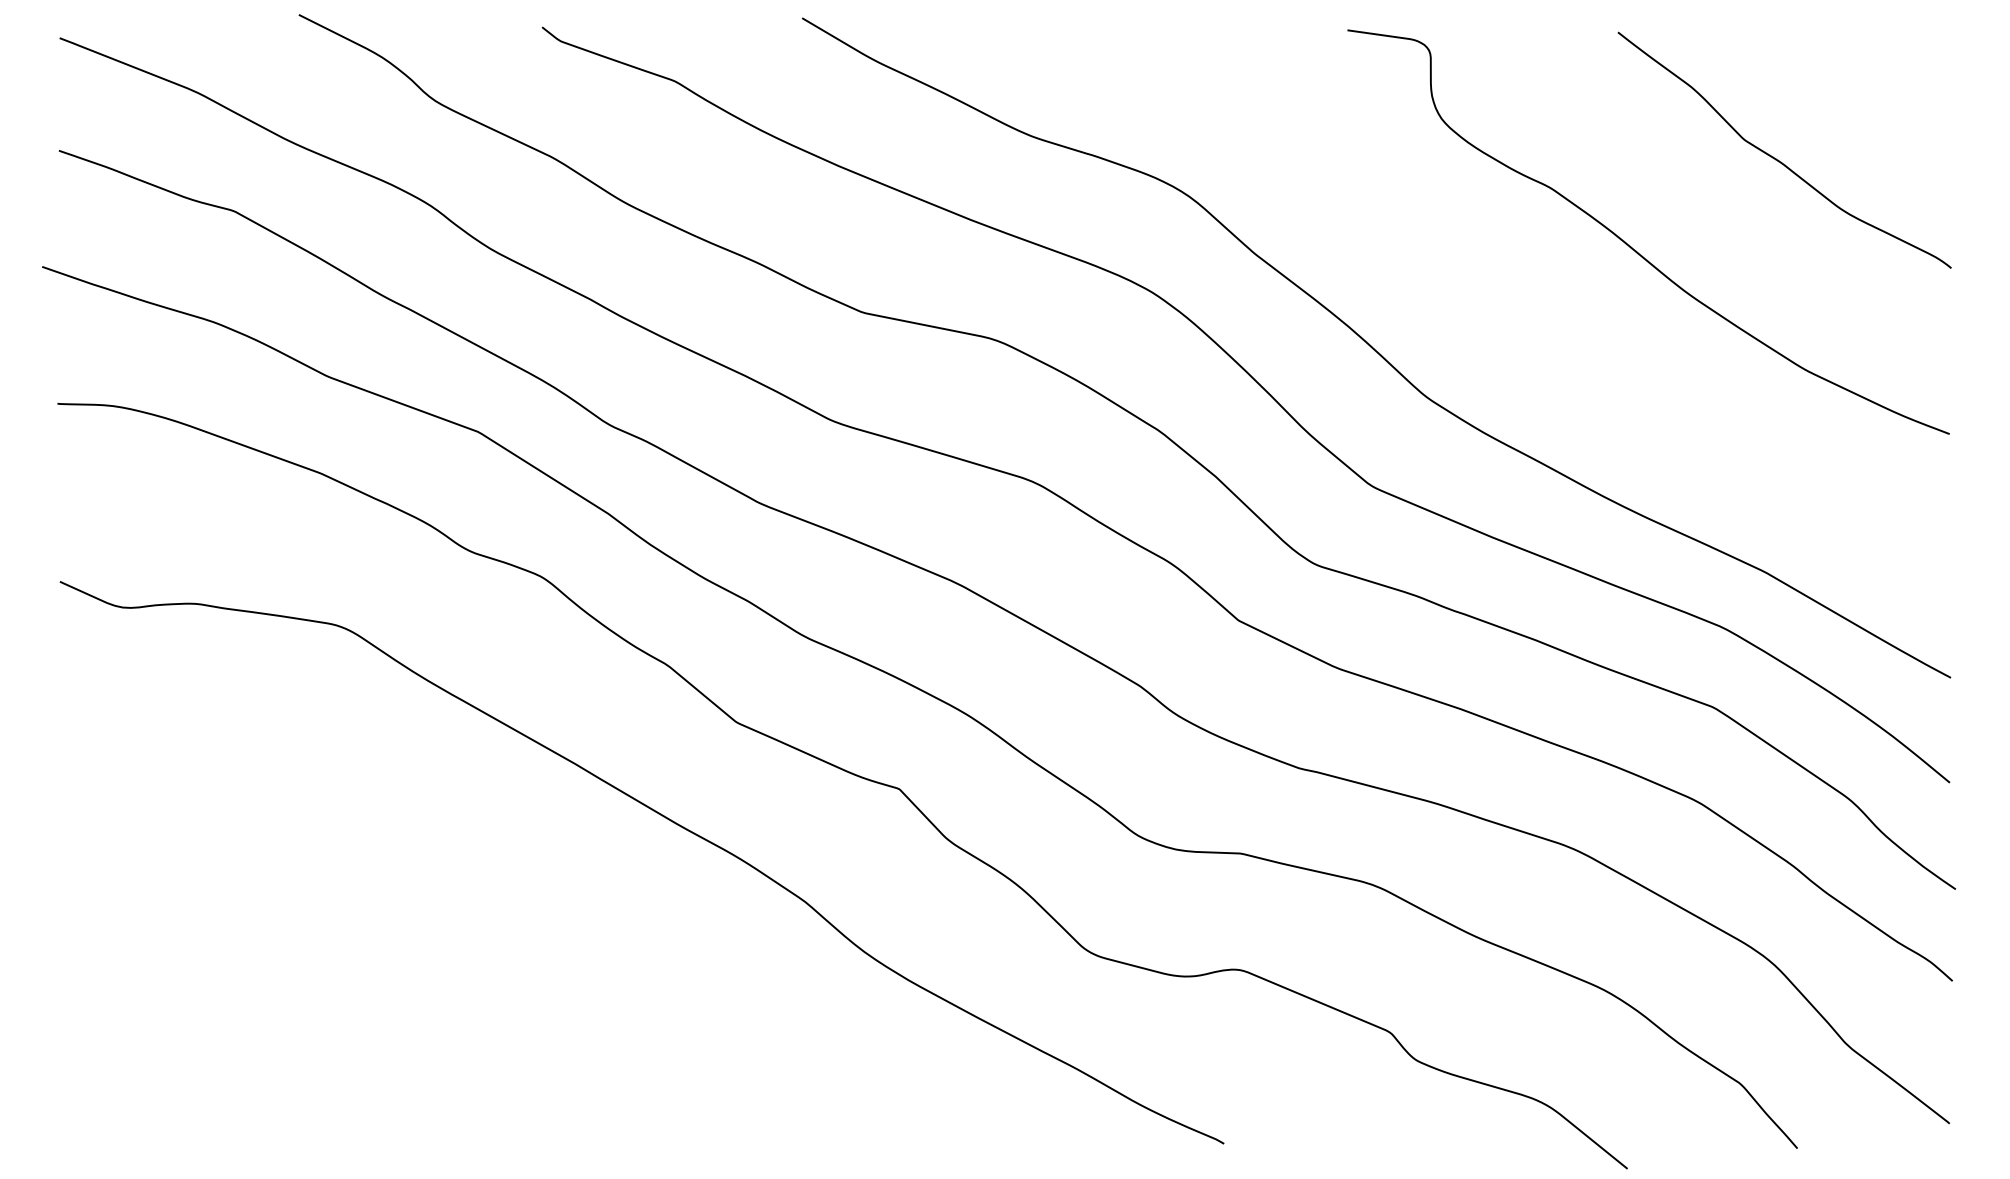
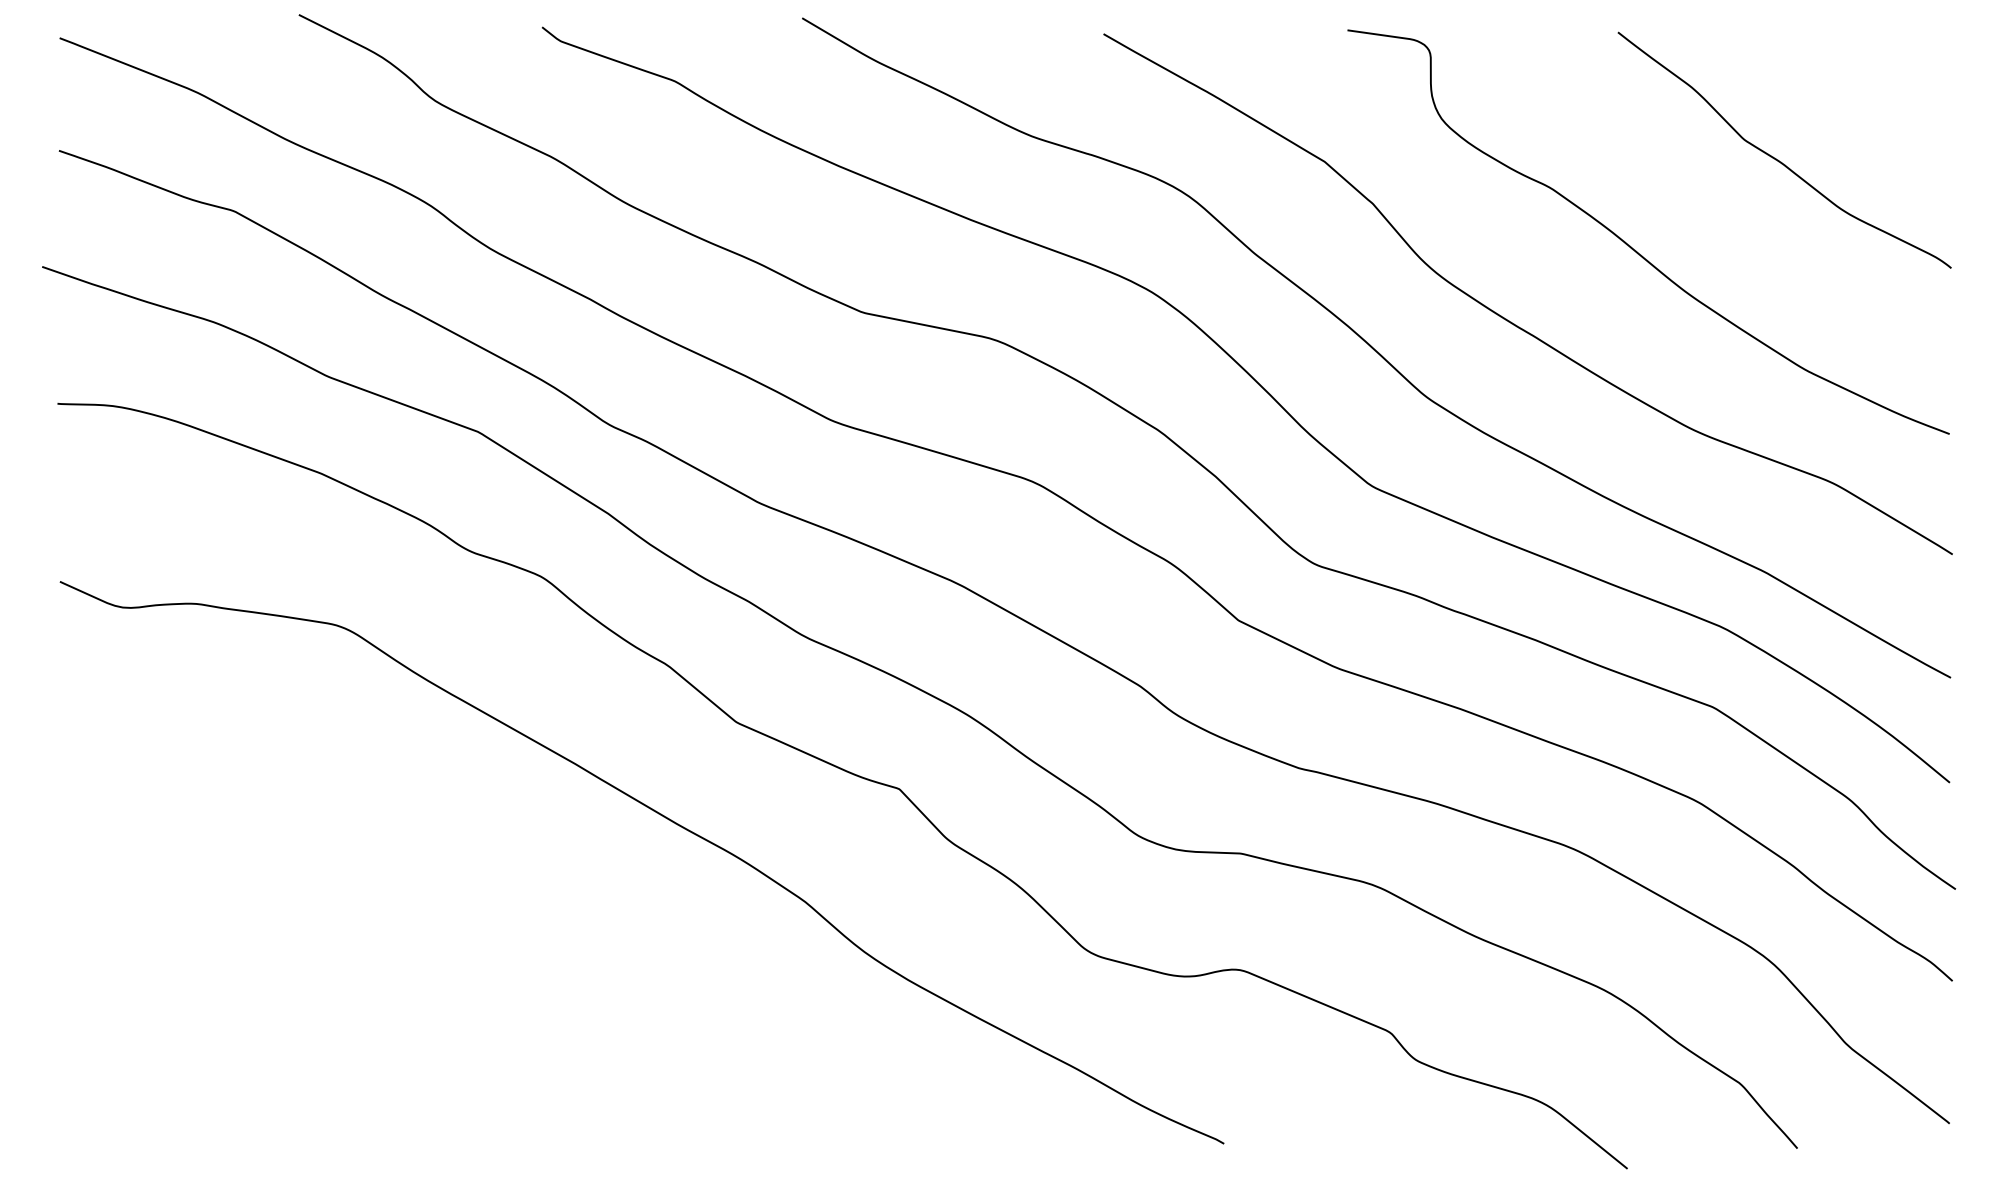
curve: none -> present (1511, 321)
